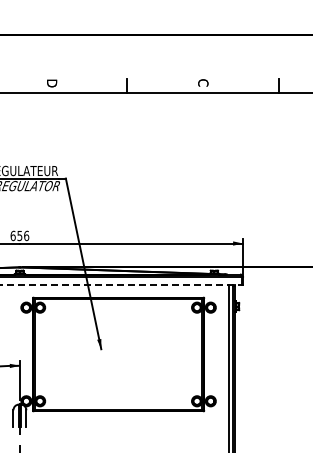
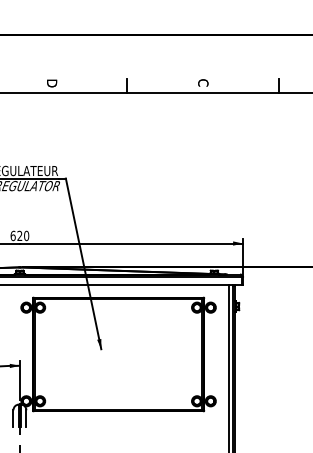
text: 656 -> 620 (23, 235)
line: dashed -> solid (121, 285)
